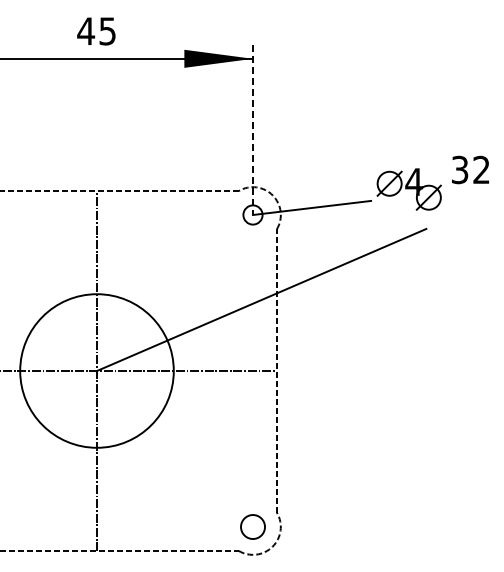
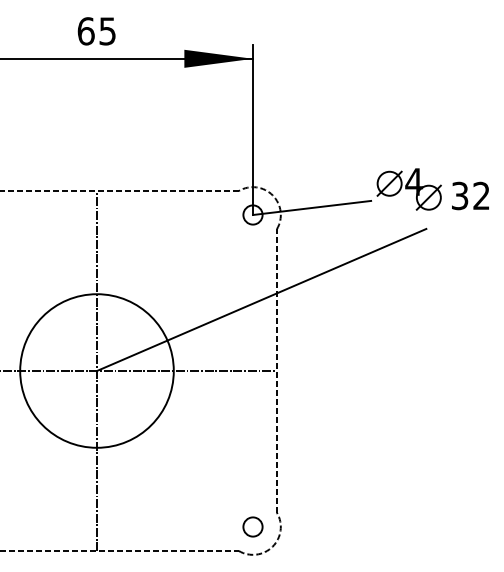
text: 45 -> 65 (86, 31)
line: dashed -> solid (253, 130)
text position: (470, 169) -> (470, 195) (470, 195)
circle size: 26x26 px -> 22x22 px (252, 526)
